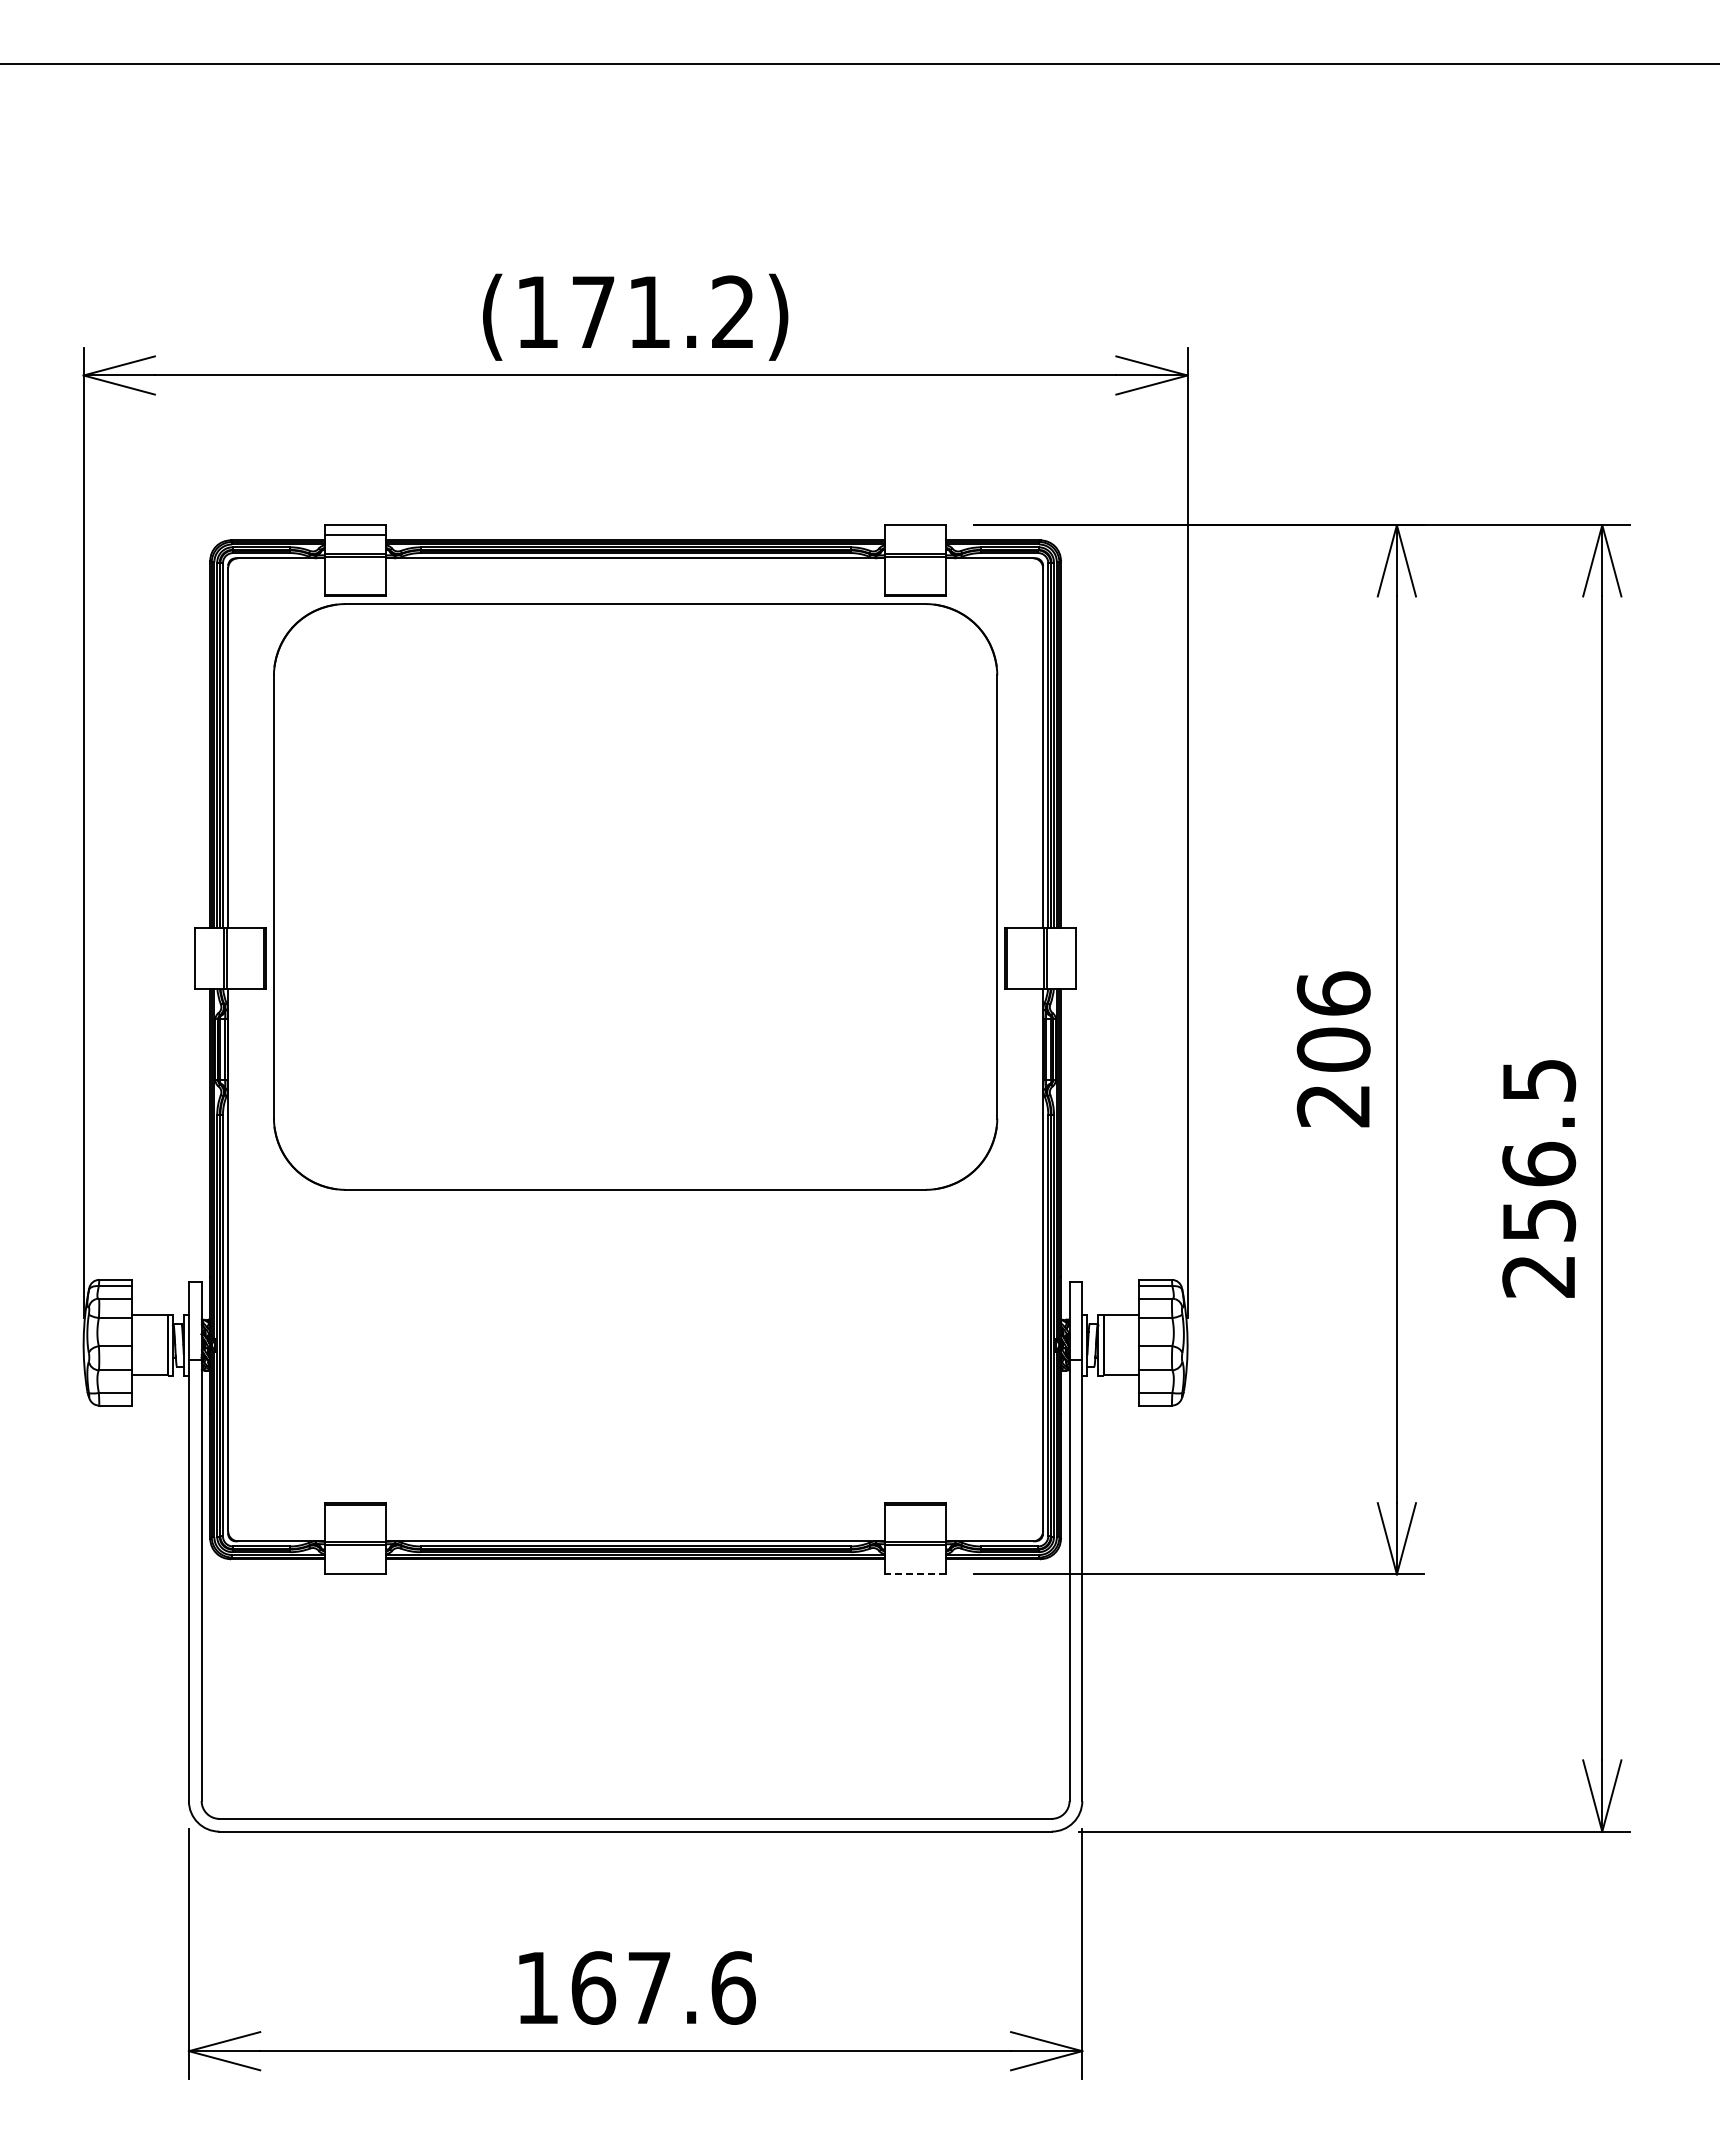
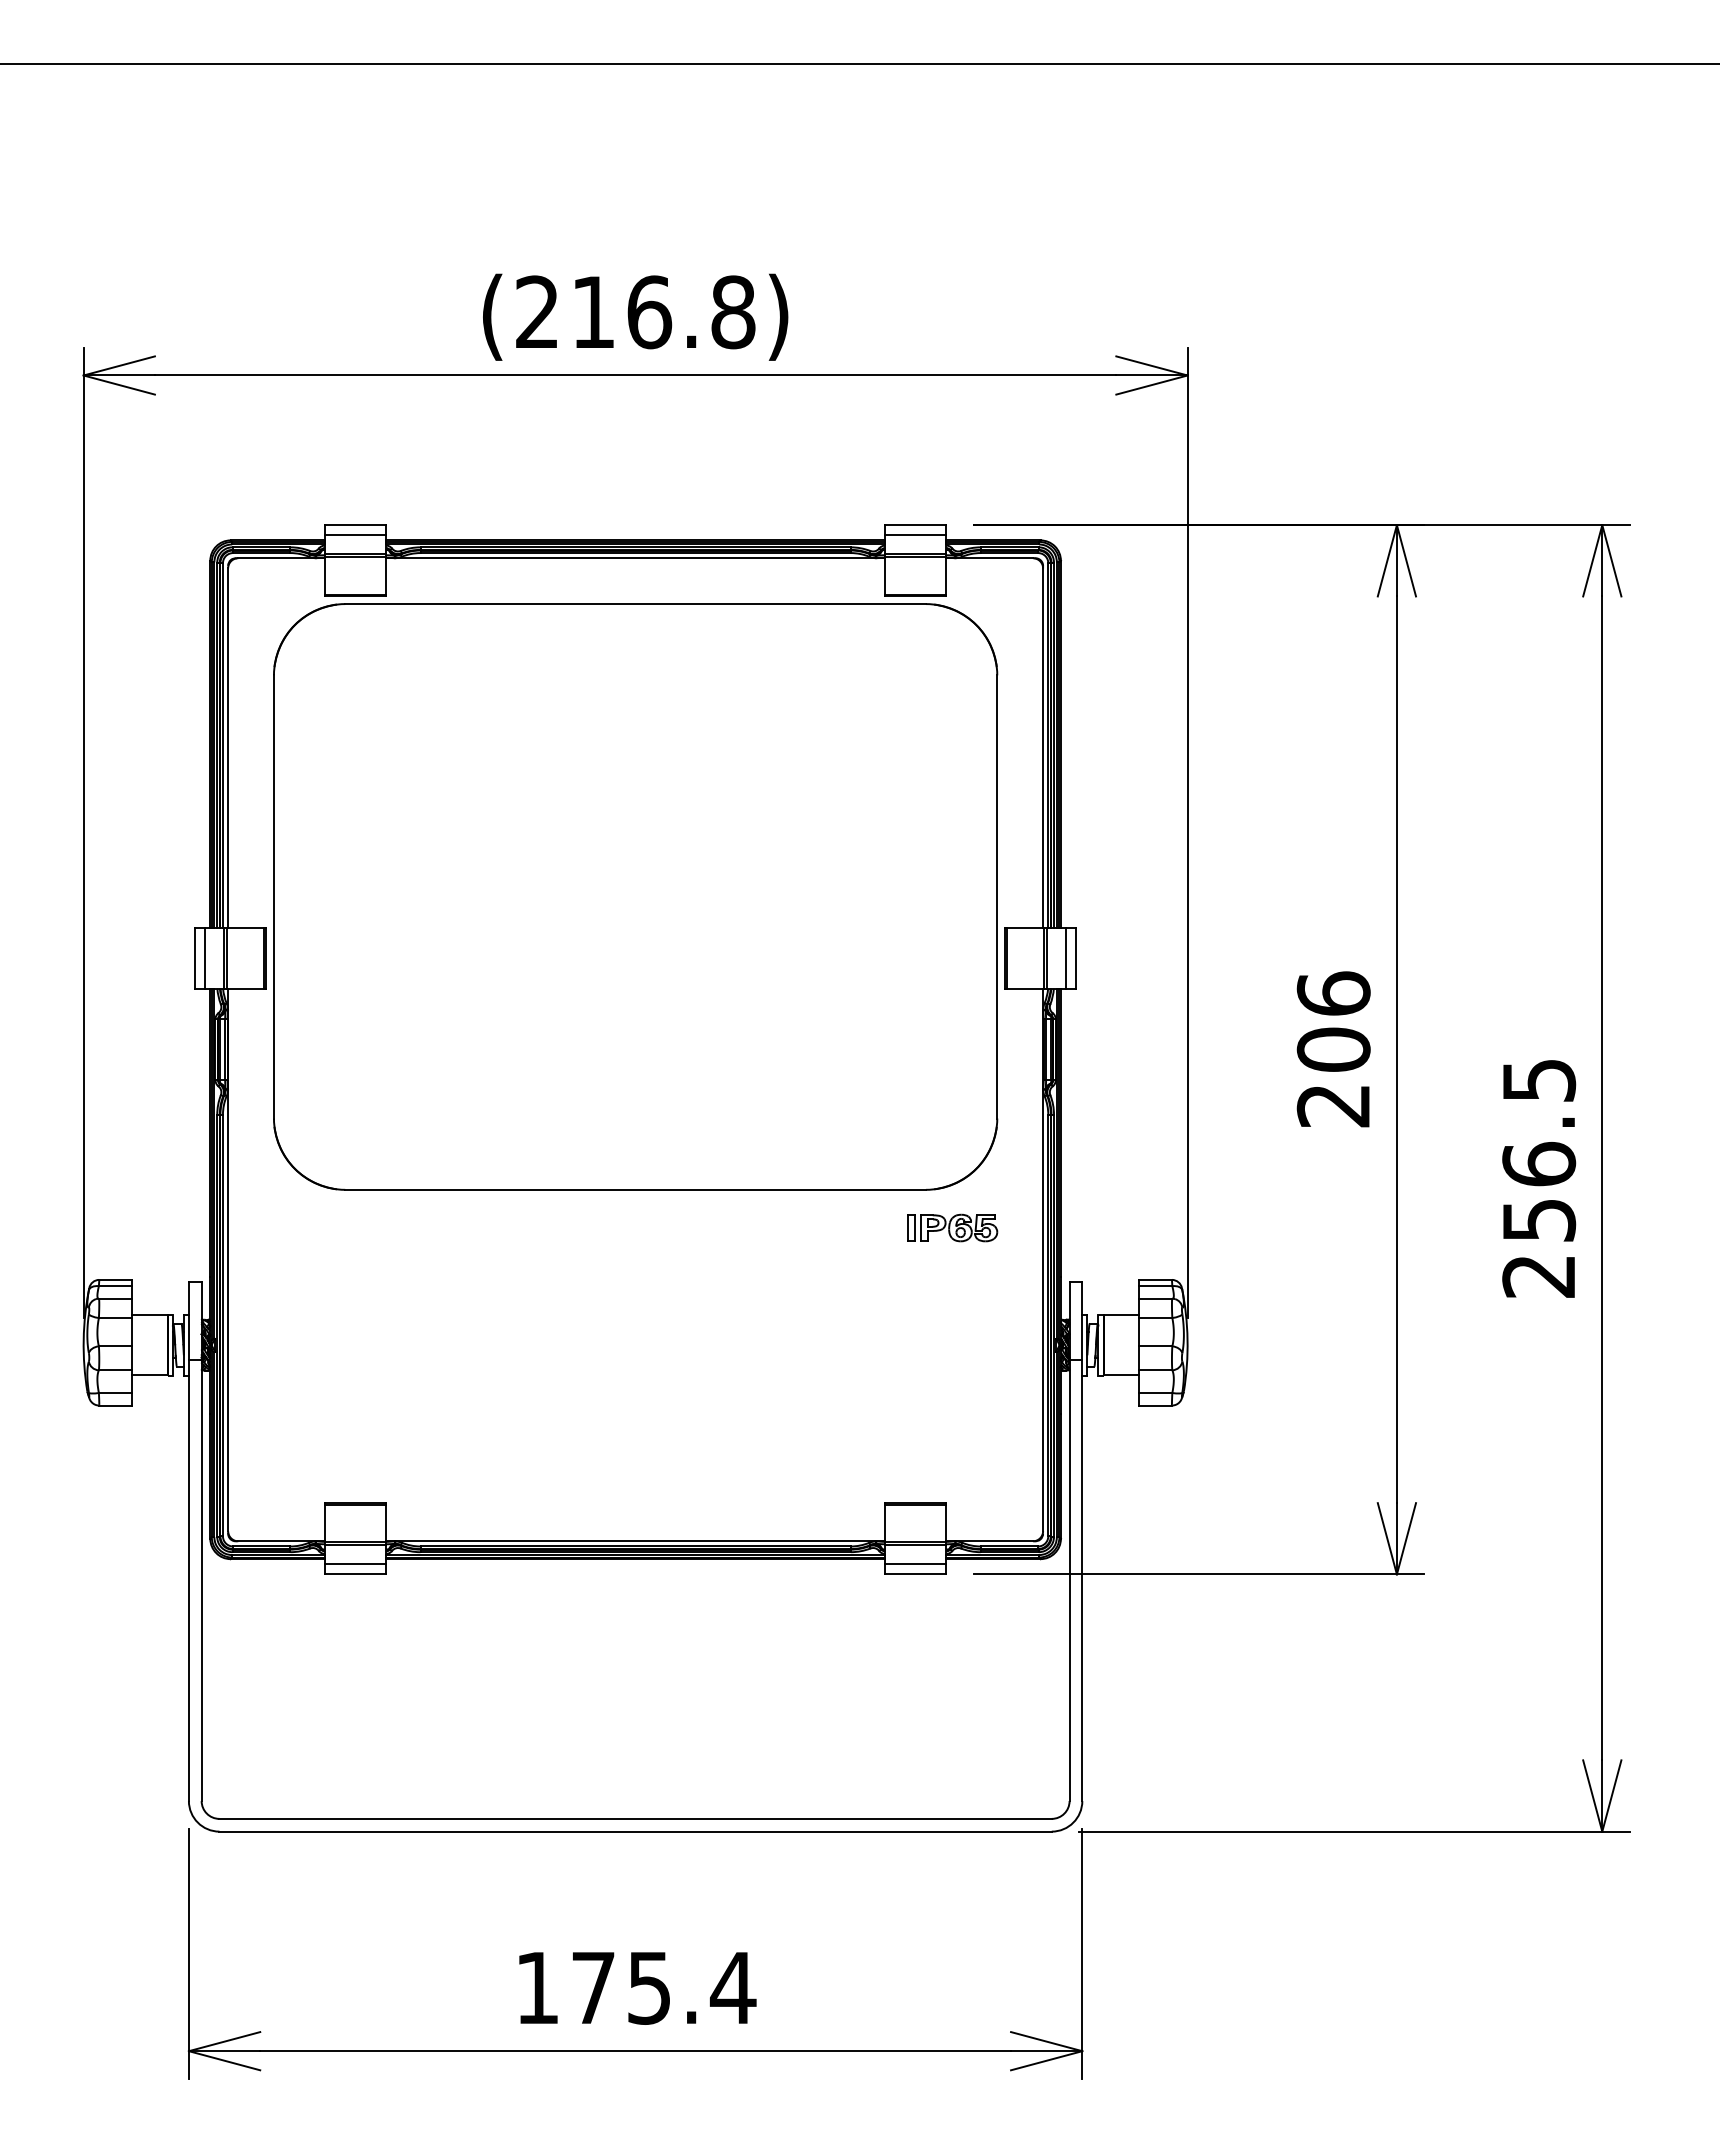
text: (171.2) -> (216.8) (635, 312)
line: none -> present (915, 535)
line: none -> present (205, 957)
line: none -> present (1066, 957)
part: none -> present (952, 1227)
line: none -> present (355, 1564)
line: none -> present (915, 1564)
line: dashed -> solid (915, 1574)
text: 167.6 -> 175.4 (663, 1987)
